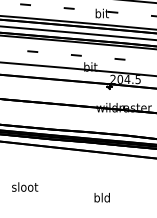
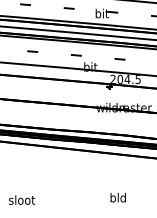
text position: (25, 186) -> (22, 199) (22, 199)
text position: (101, 197) -> (117, 197) (117, 197)
